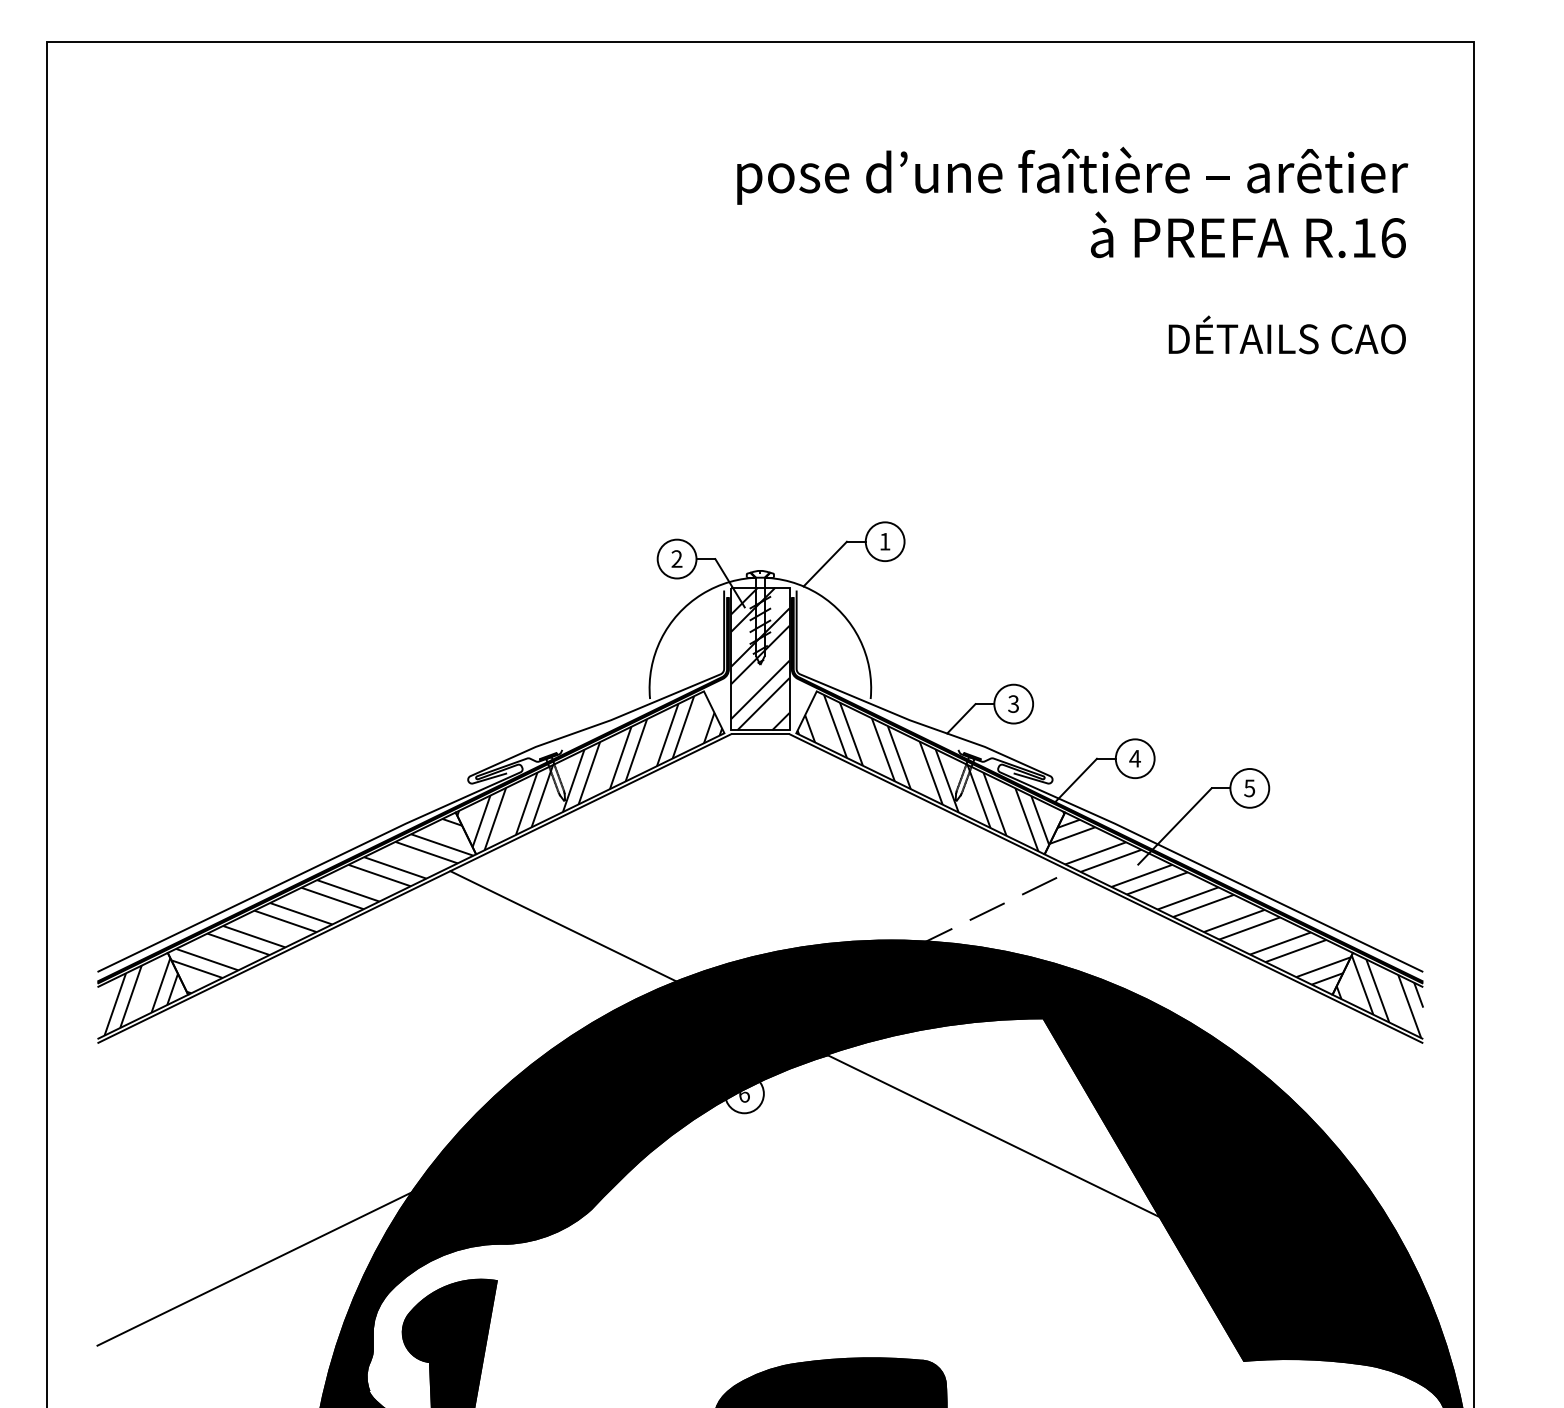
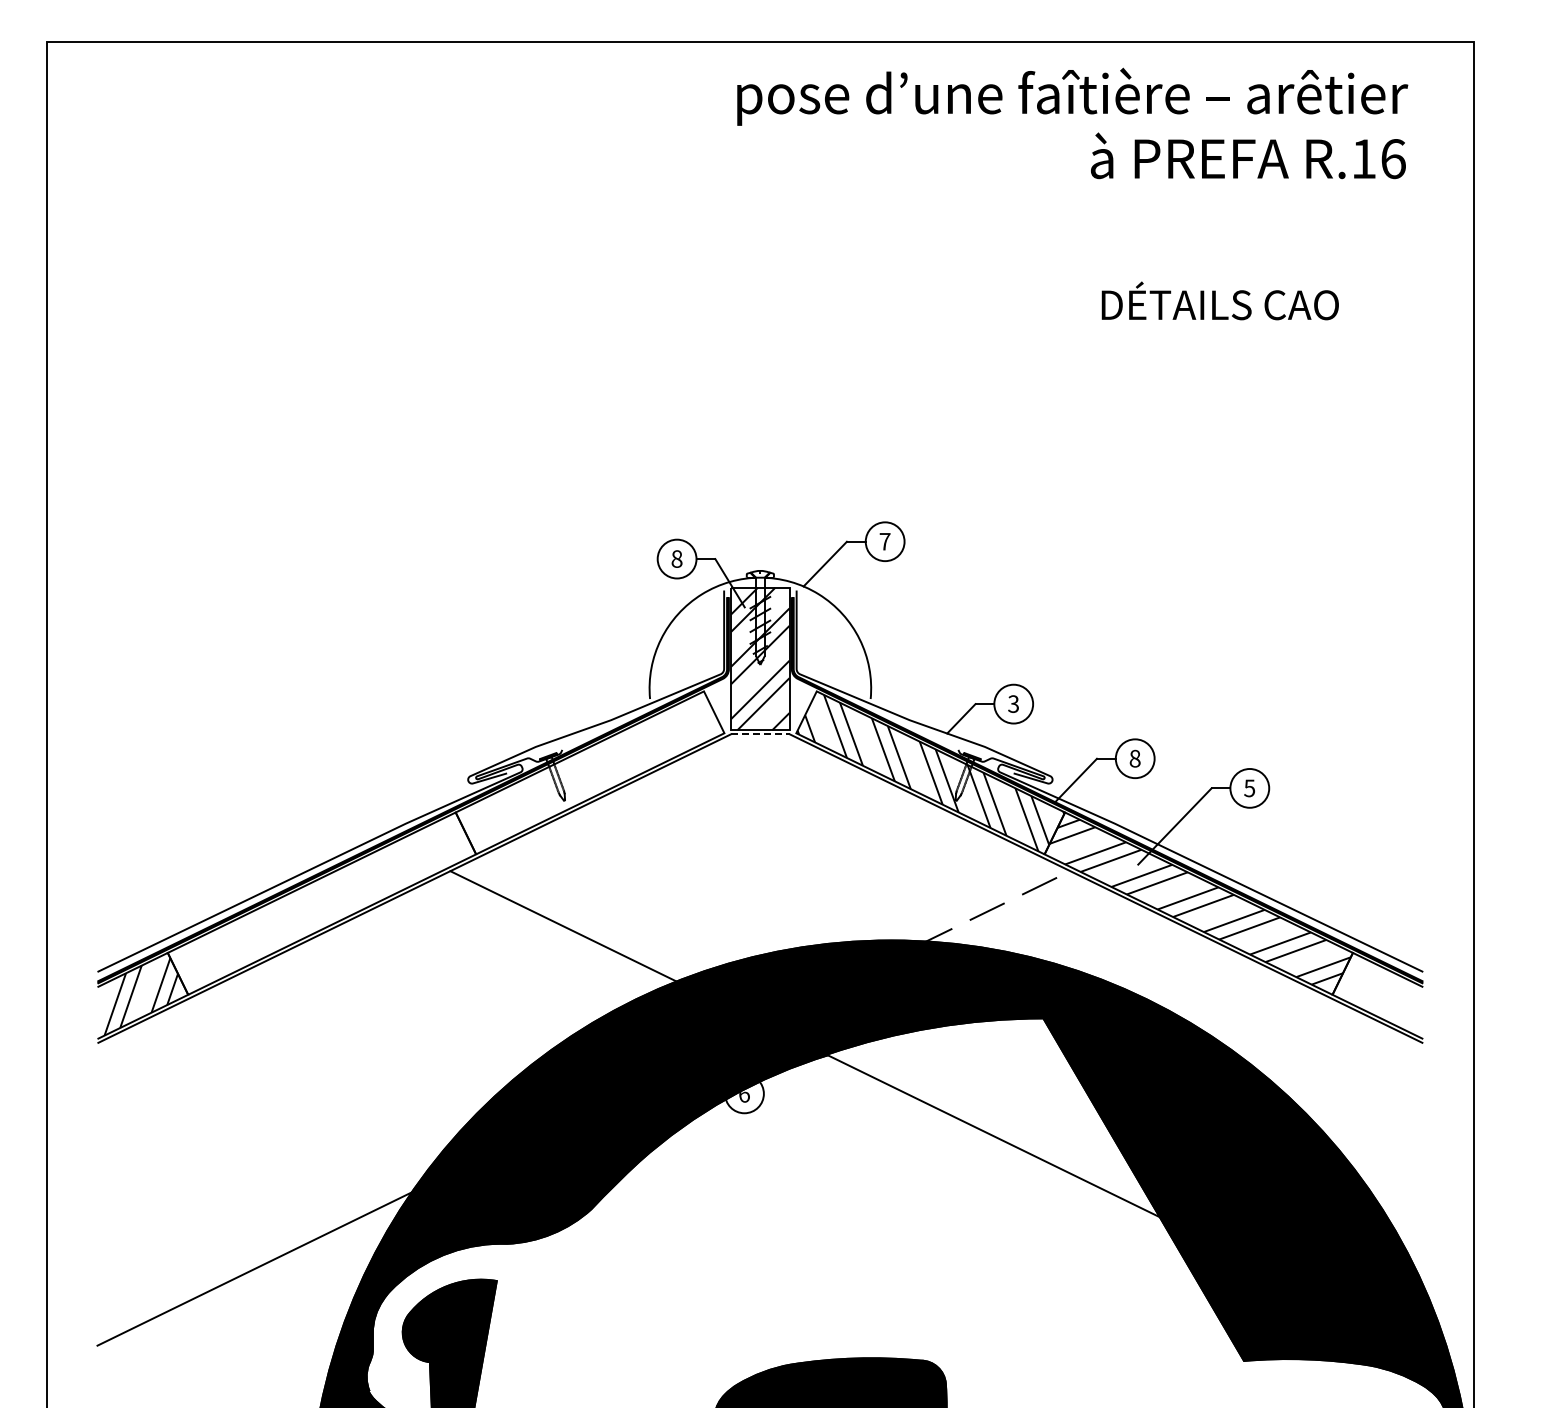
text position: (1072, 202) -> (1072, 123) (1072, 123)
text position: (1286, 334) -> (1219, 300) (1219, 300)
text: 1 -> 7 (884, 541)
text: 2 -> 8 (676, 558)
line: solid -> dashed (760, 734)
text: 4 -> 8 (1134, 758)
hatch: present -> none (589, 773)
hatch: present -> none (322, 905)
hatch: present -> none (1379, 996)
